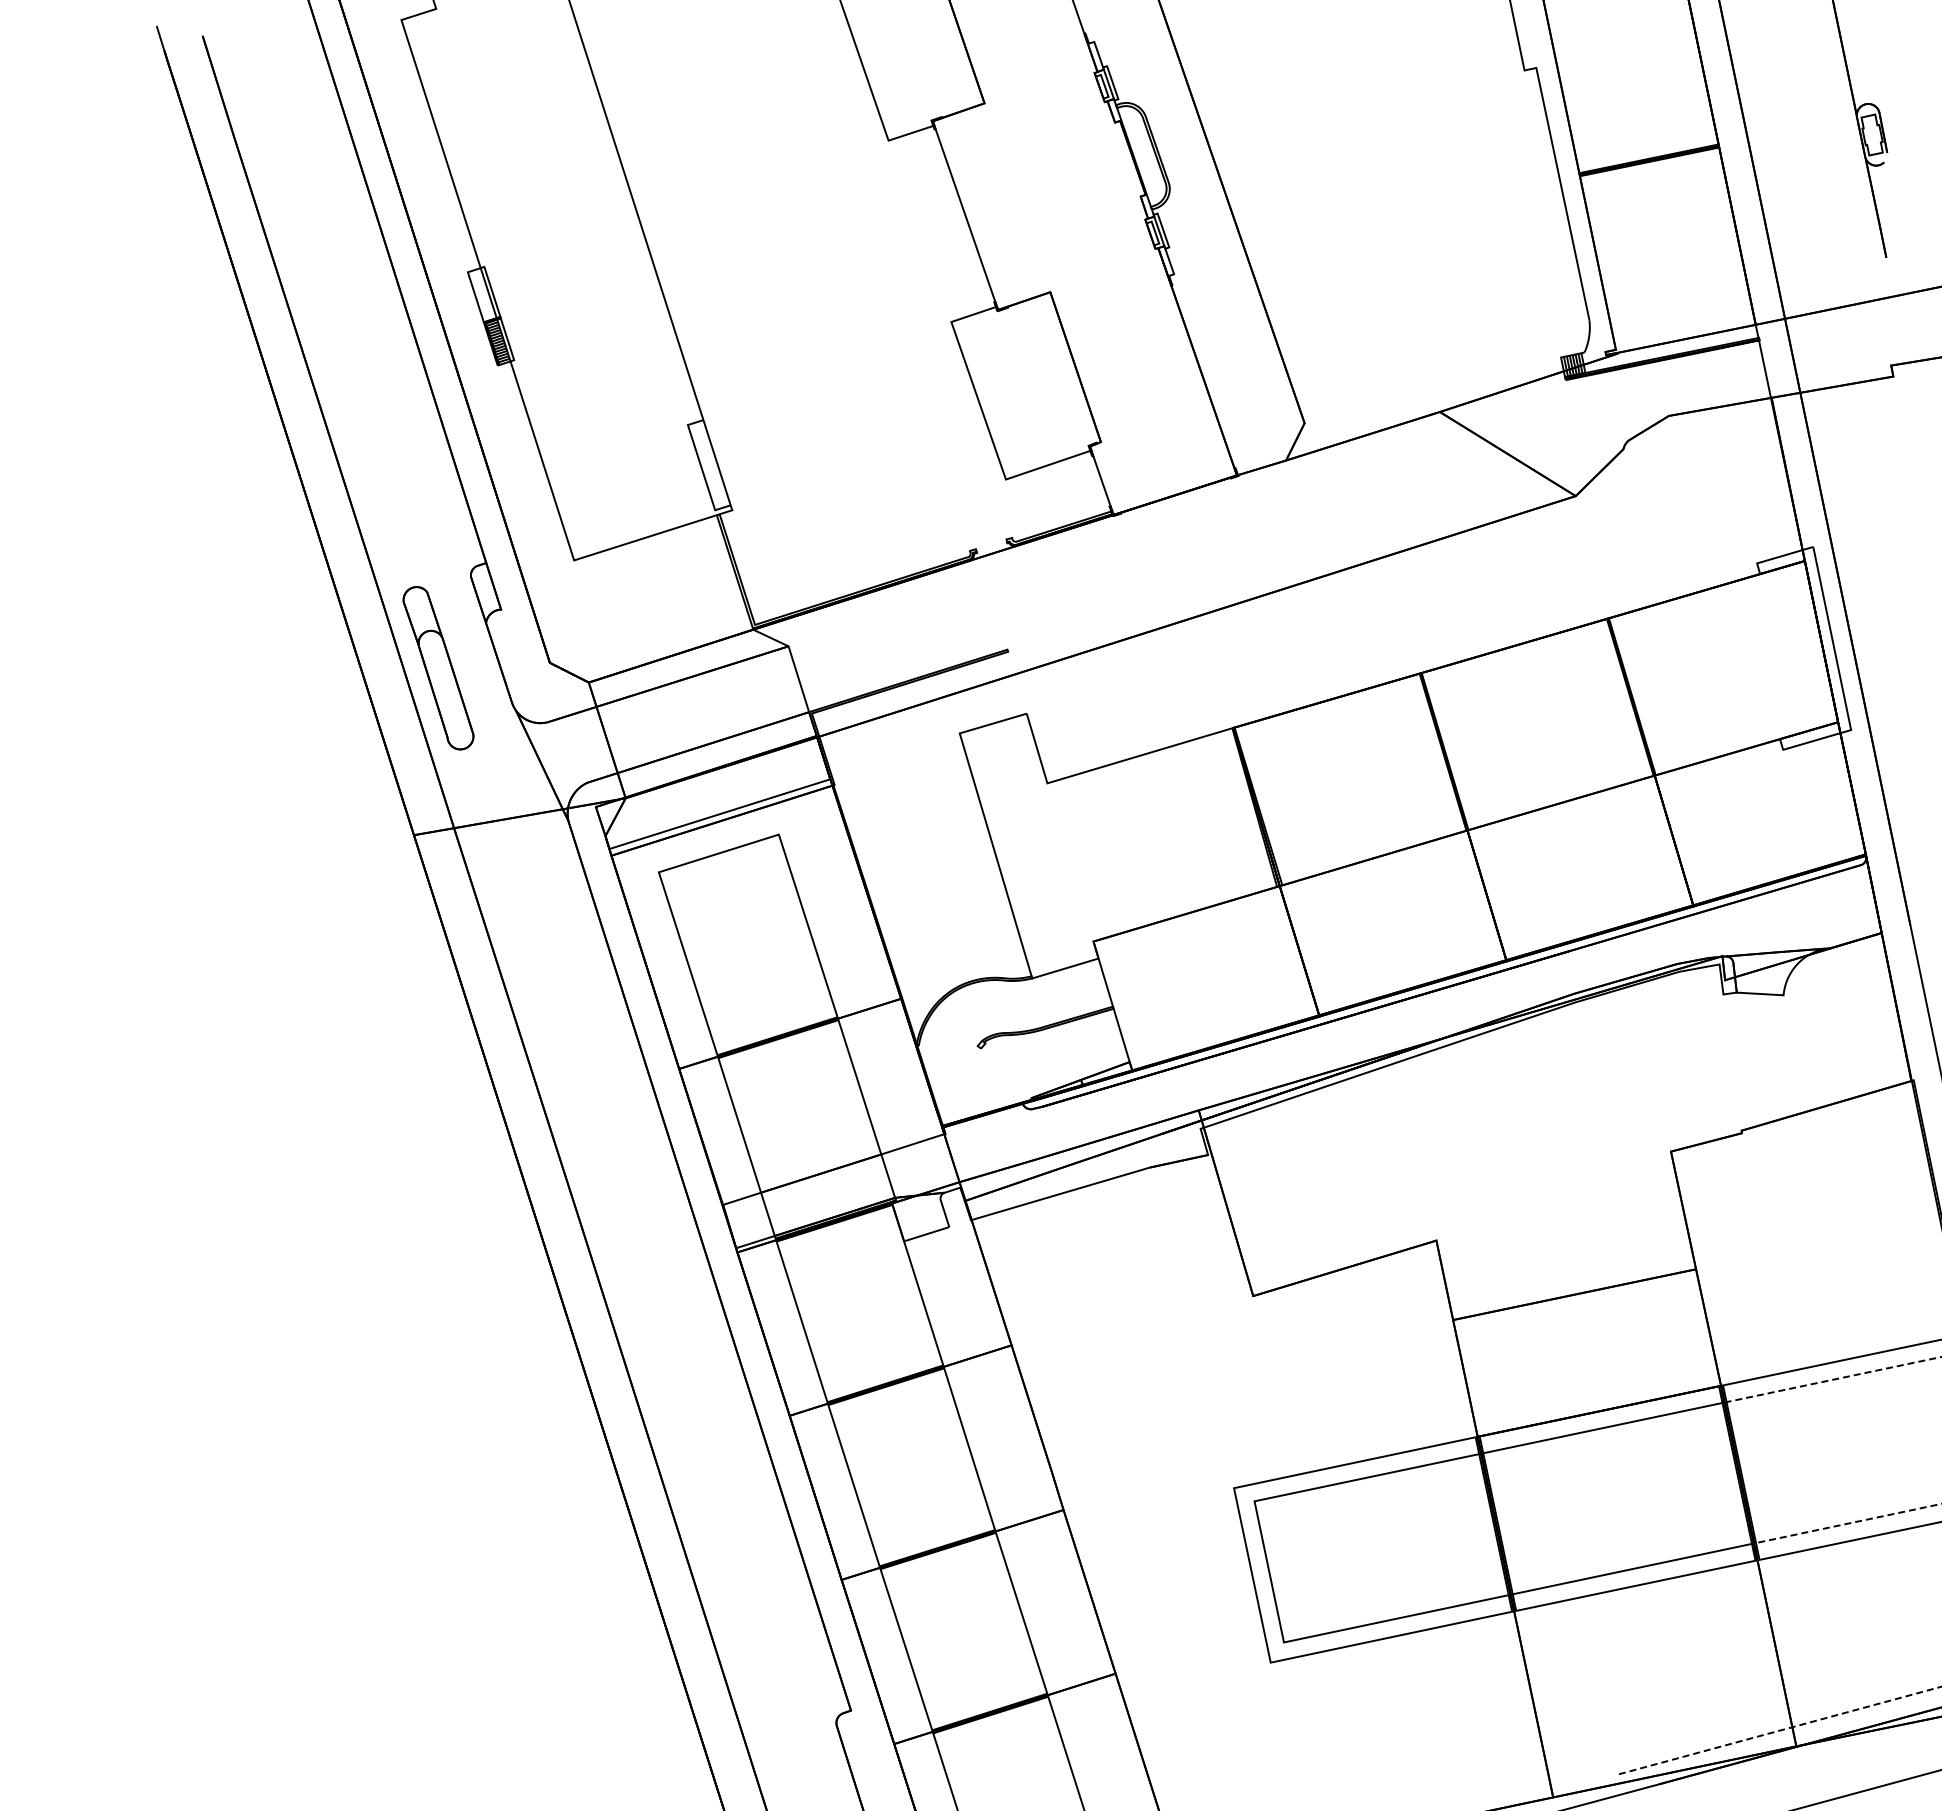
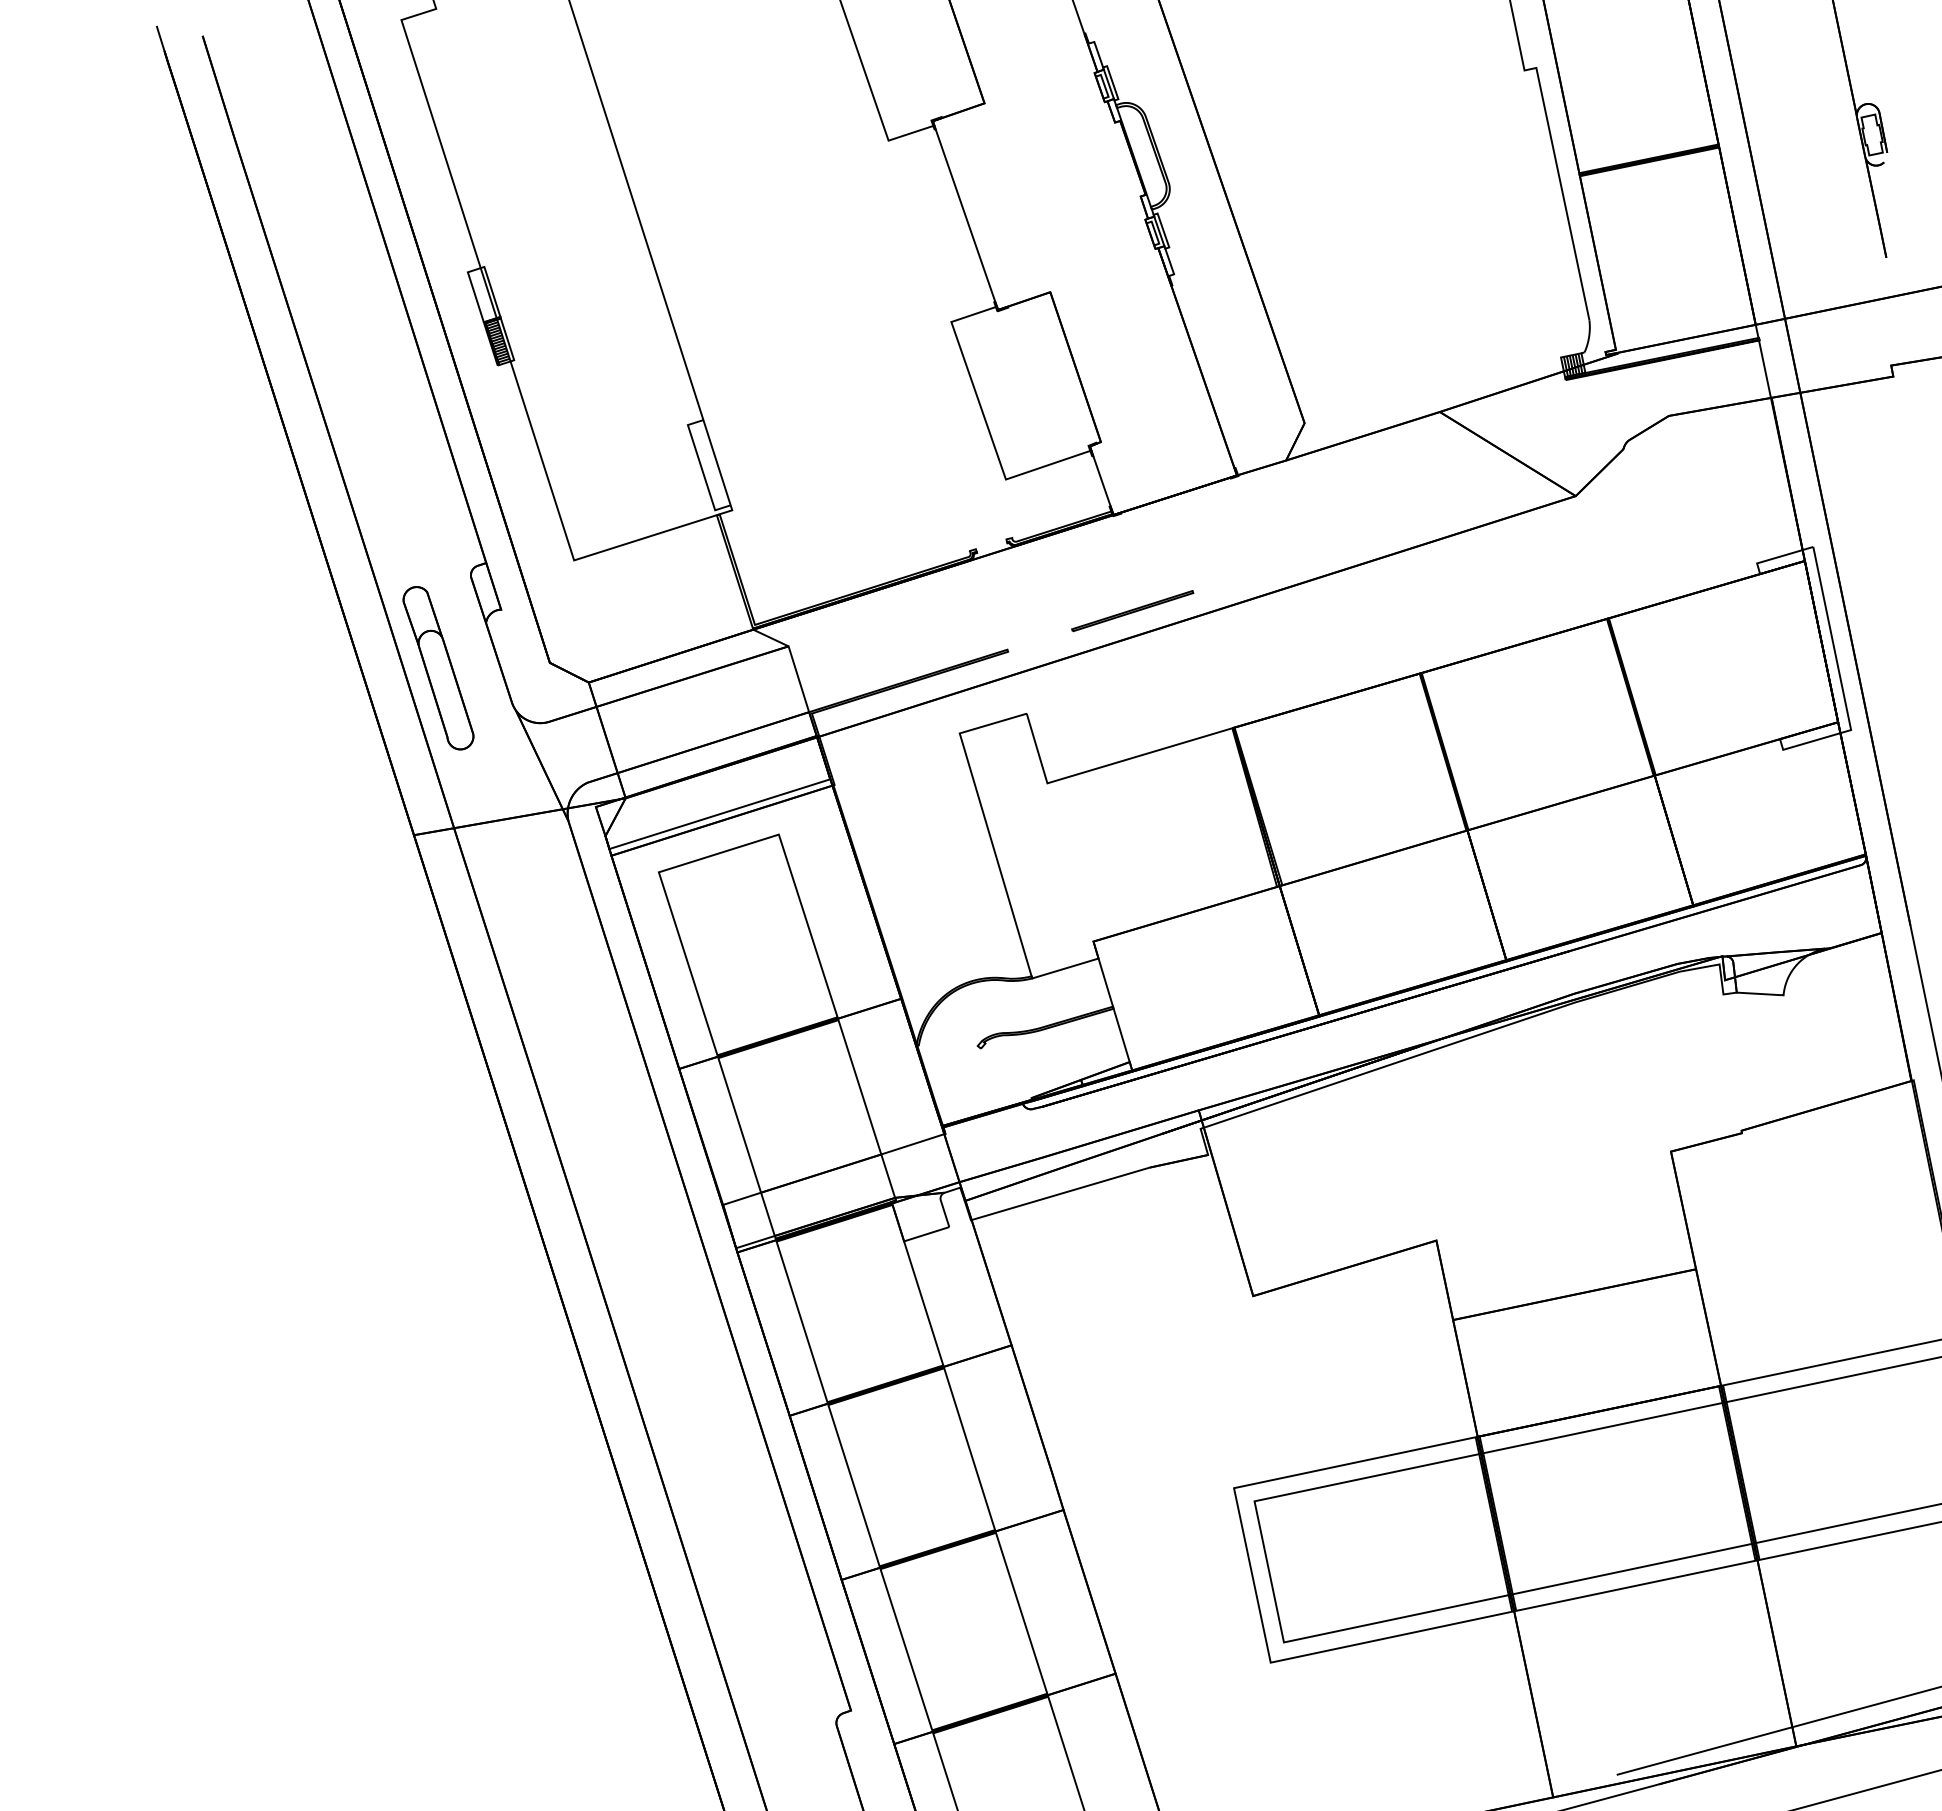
part: none -> present (1132, 611)
line: dashed -> solid (1927, 1359)
line: dashed -> solid (1778, 1730)
